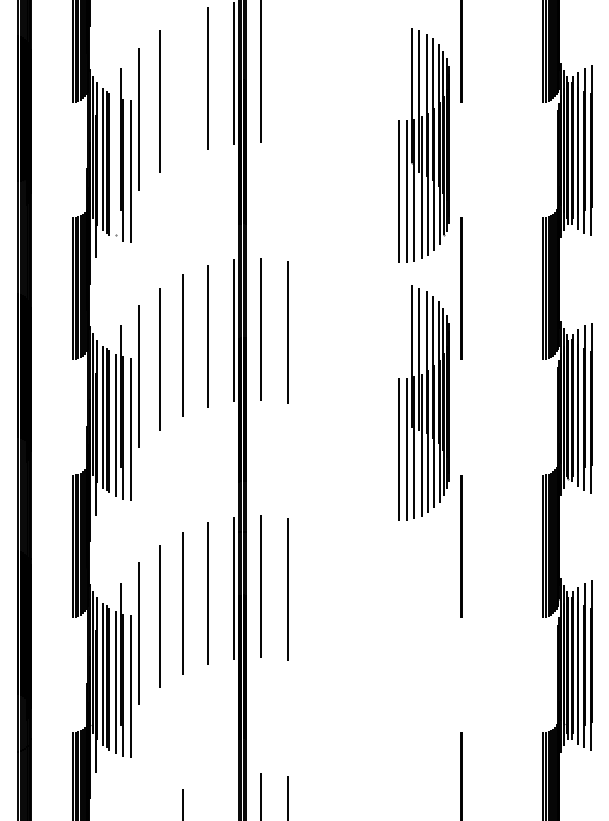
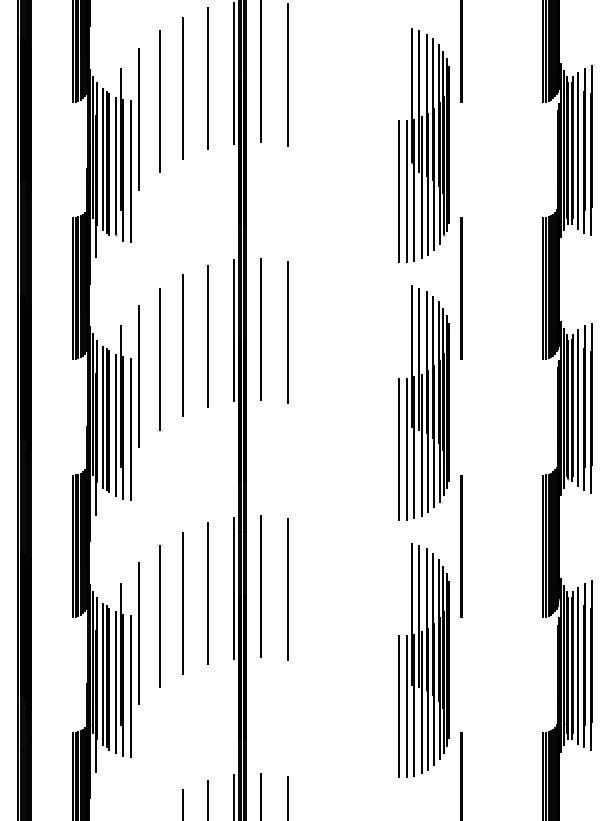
line: none -> present (288, 74)
line: none -> present (182, 87)
line: none -> present (115, 165)
part: none -> present (423, 660)
line: none -> present (234, 795)
line: none -> present (208, 798)
